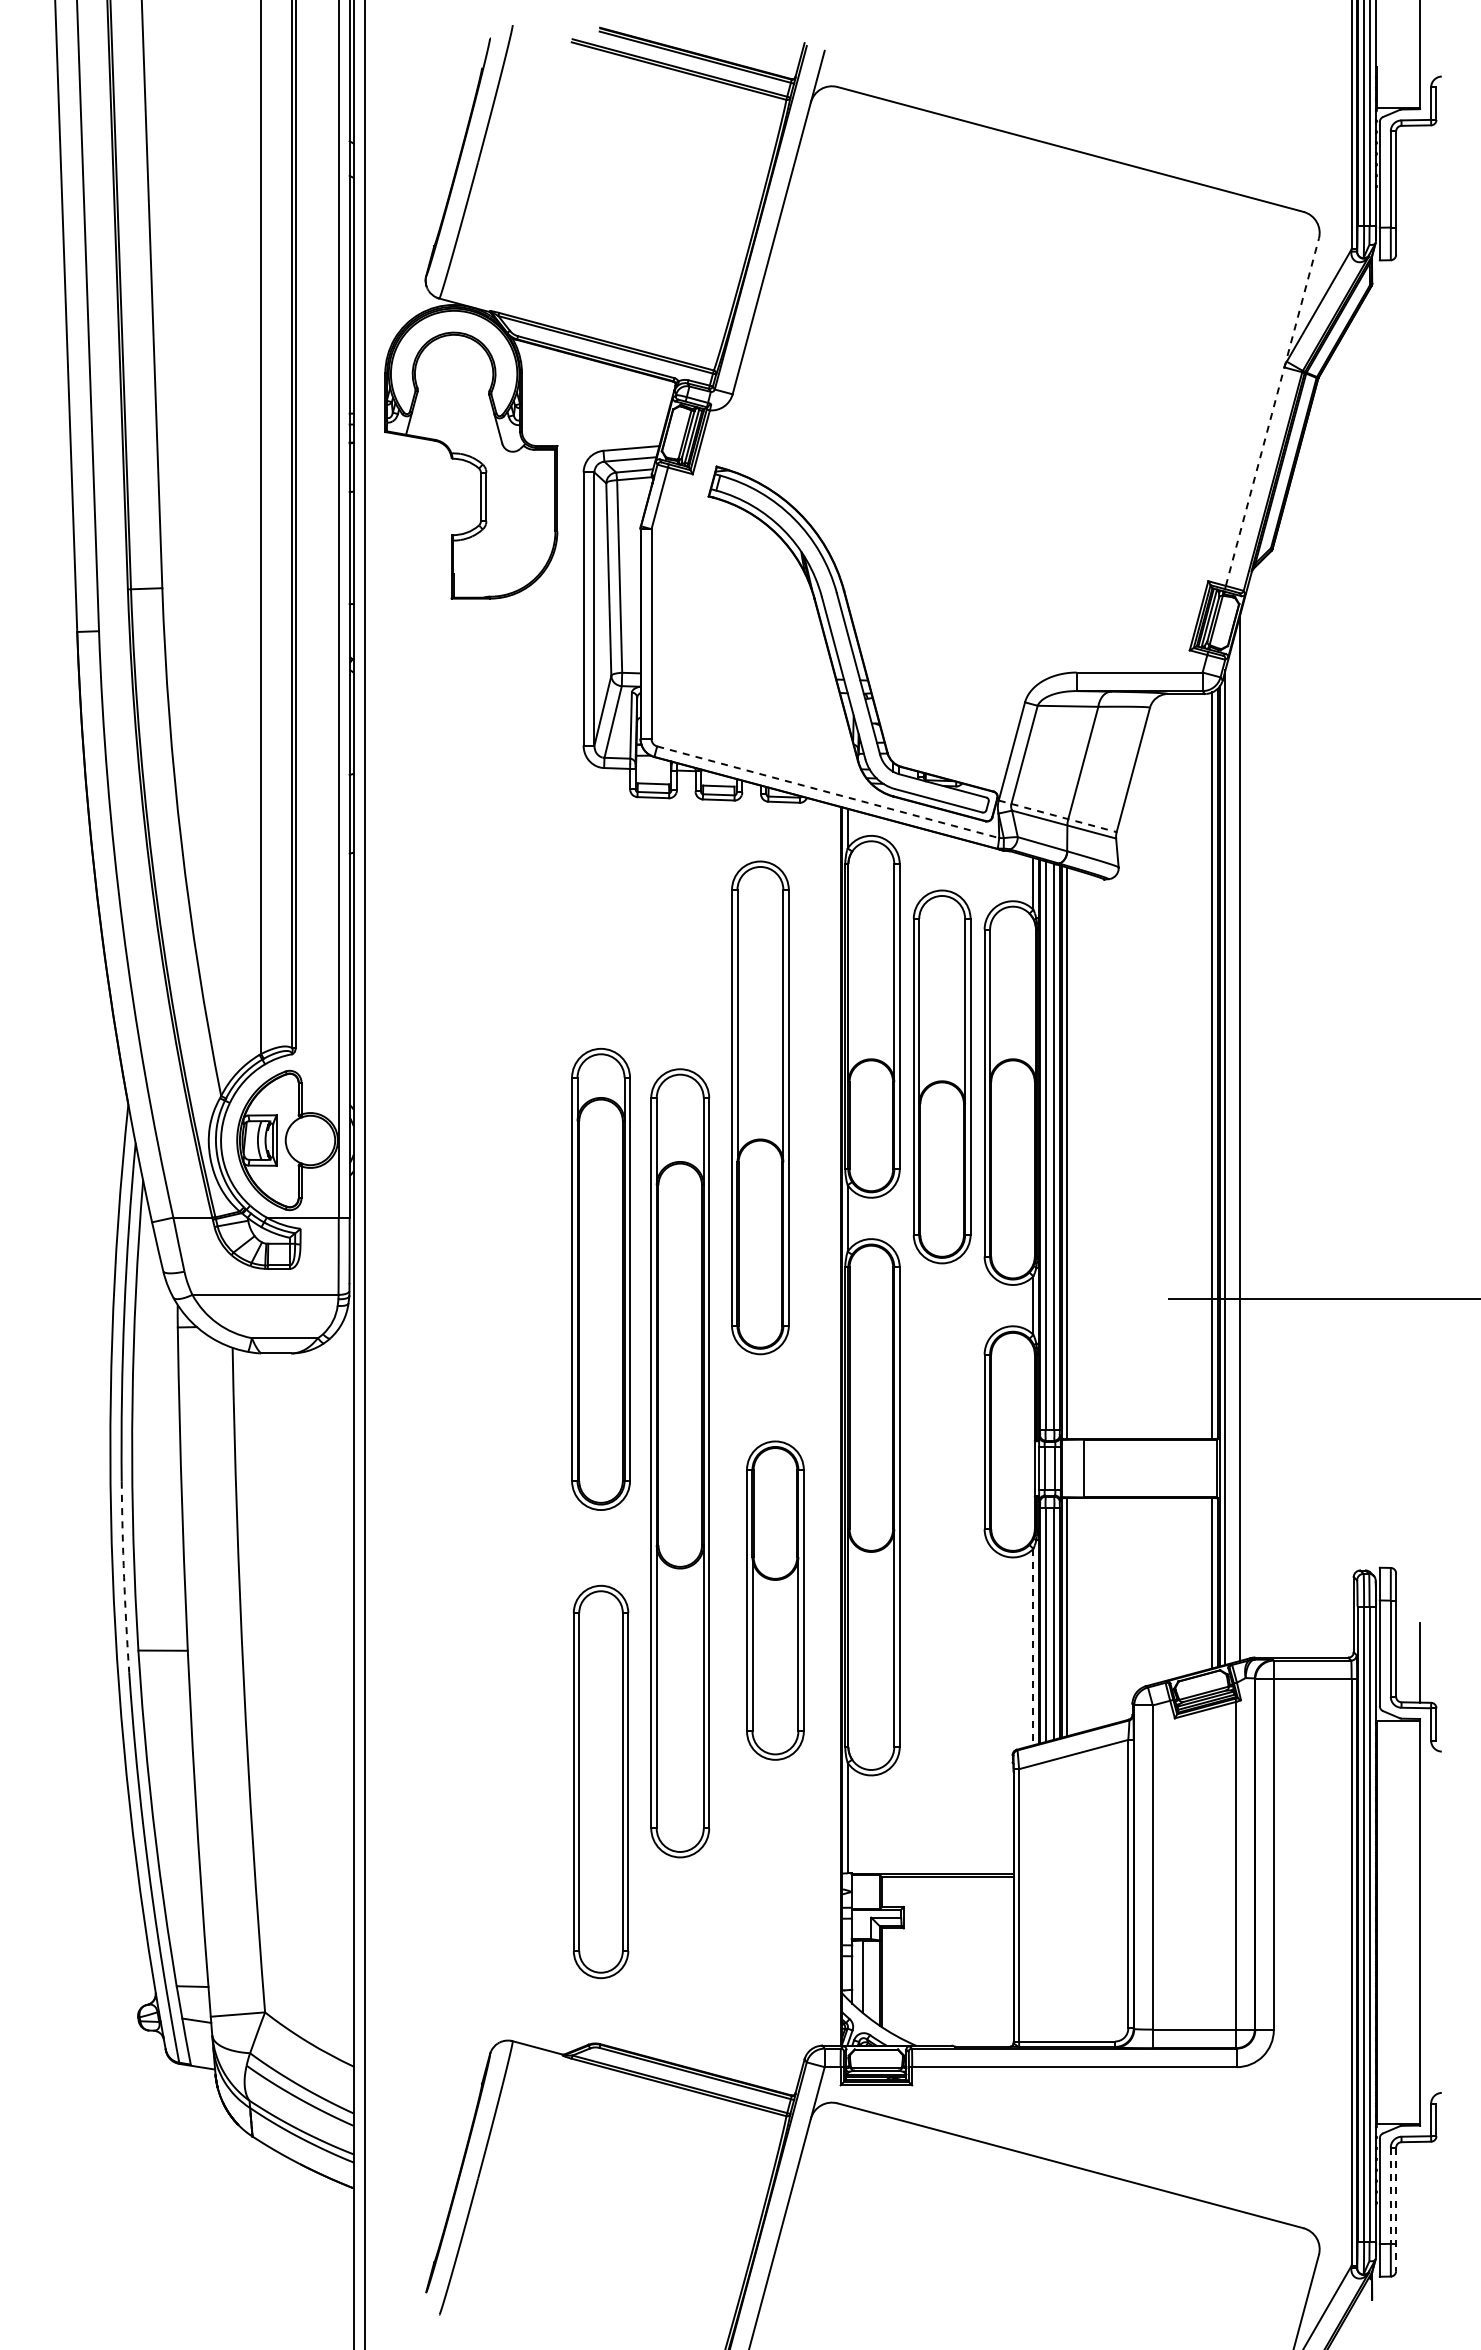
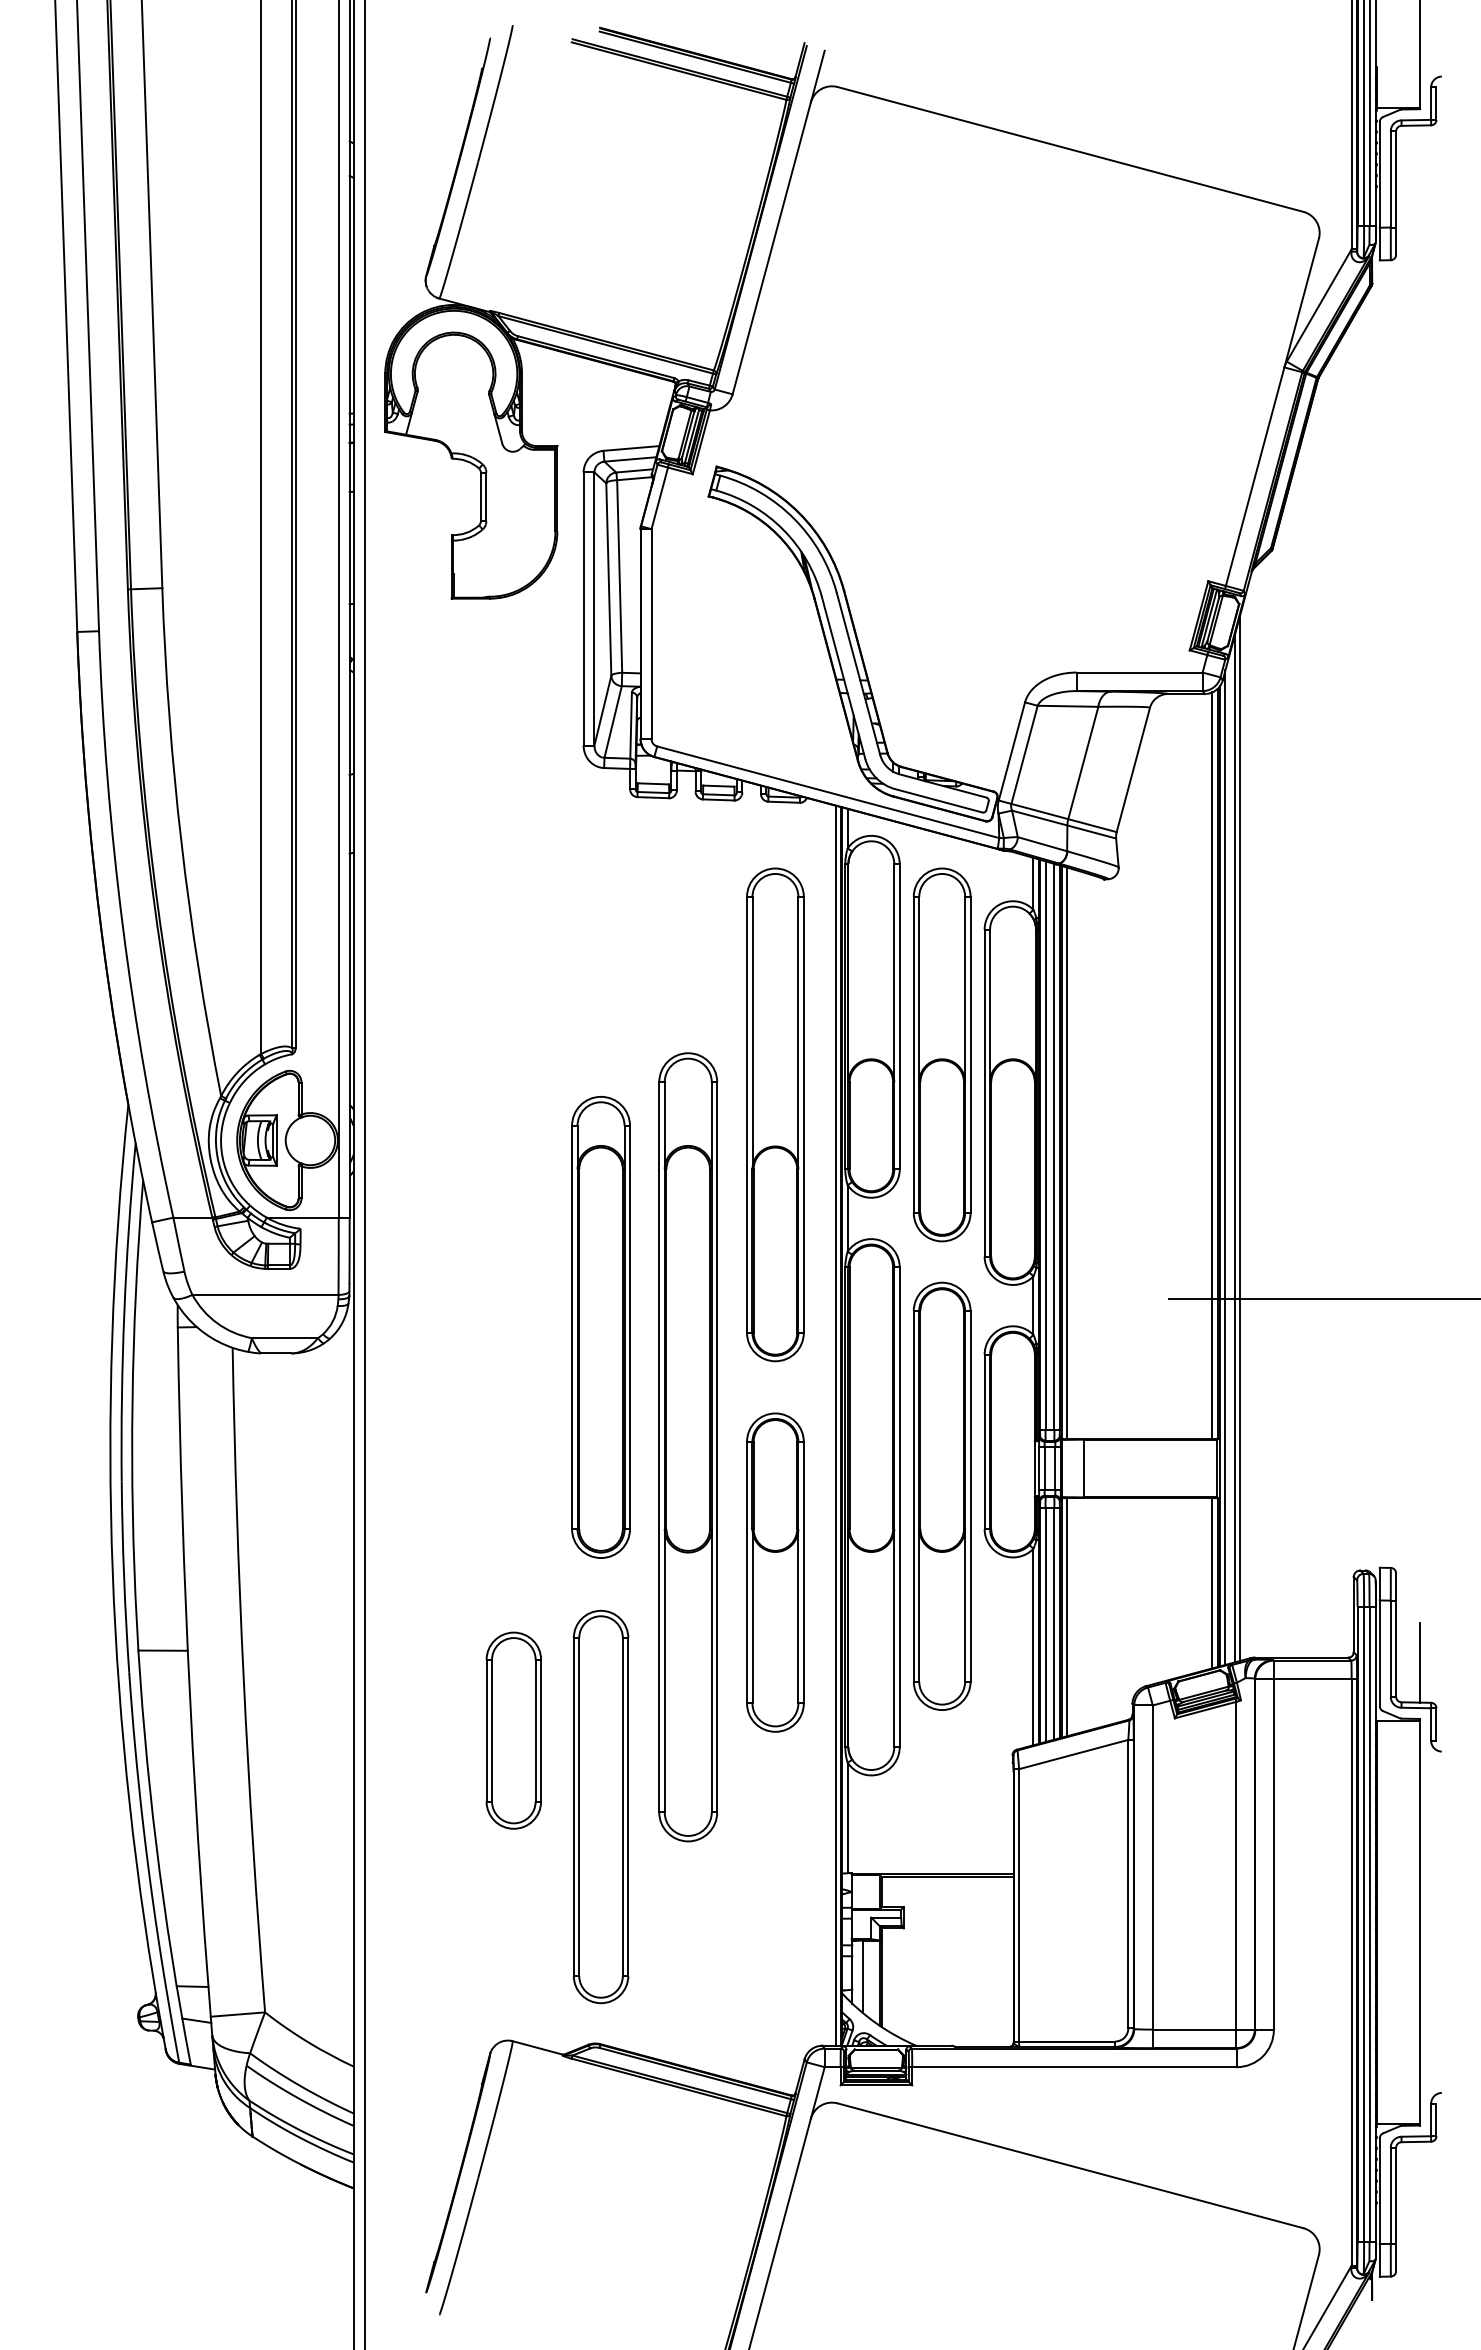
line: dashed -> solid (1272, 412)
line: dashed -> solid (828, 792)
line: dashed -> solid (1058, 816)
part position: (941, 1076) -> (941, 1054) (941, 1054)
part position: (760, 1107) -> (775, 1114) (775, 1114)
line: none -> present (1235, 1147)
part position: (600, 1279) -> (600, 1327) (600, 1327)
line: none -> present (835, 1425)
part position: (680, 1463) -> (688, 1447) (688, 1447)
part: none -> present (941, 1495)
arc: dashed -> solid (124, 1577)
part position: (775, 1600) -> (775, 1572) (775, 1572)
line: dashed -> solid (1033, 1647)
part: none -> present (513, 1730)
part position: (600, 1781) -> (600, 1806) (600, 1806)
line: dashed -> solid (1390, 2196)
line: dashed -> solid (1396, 2209)
